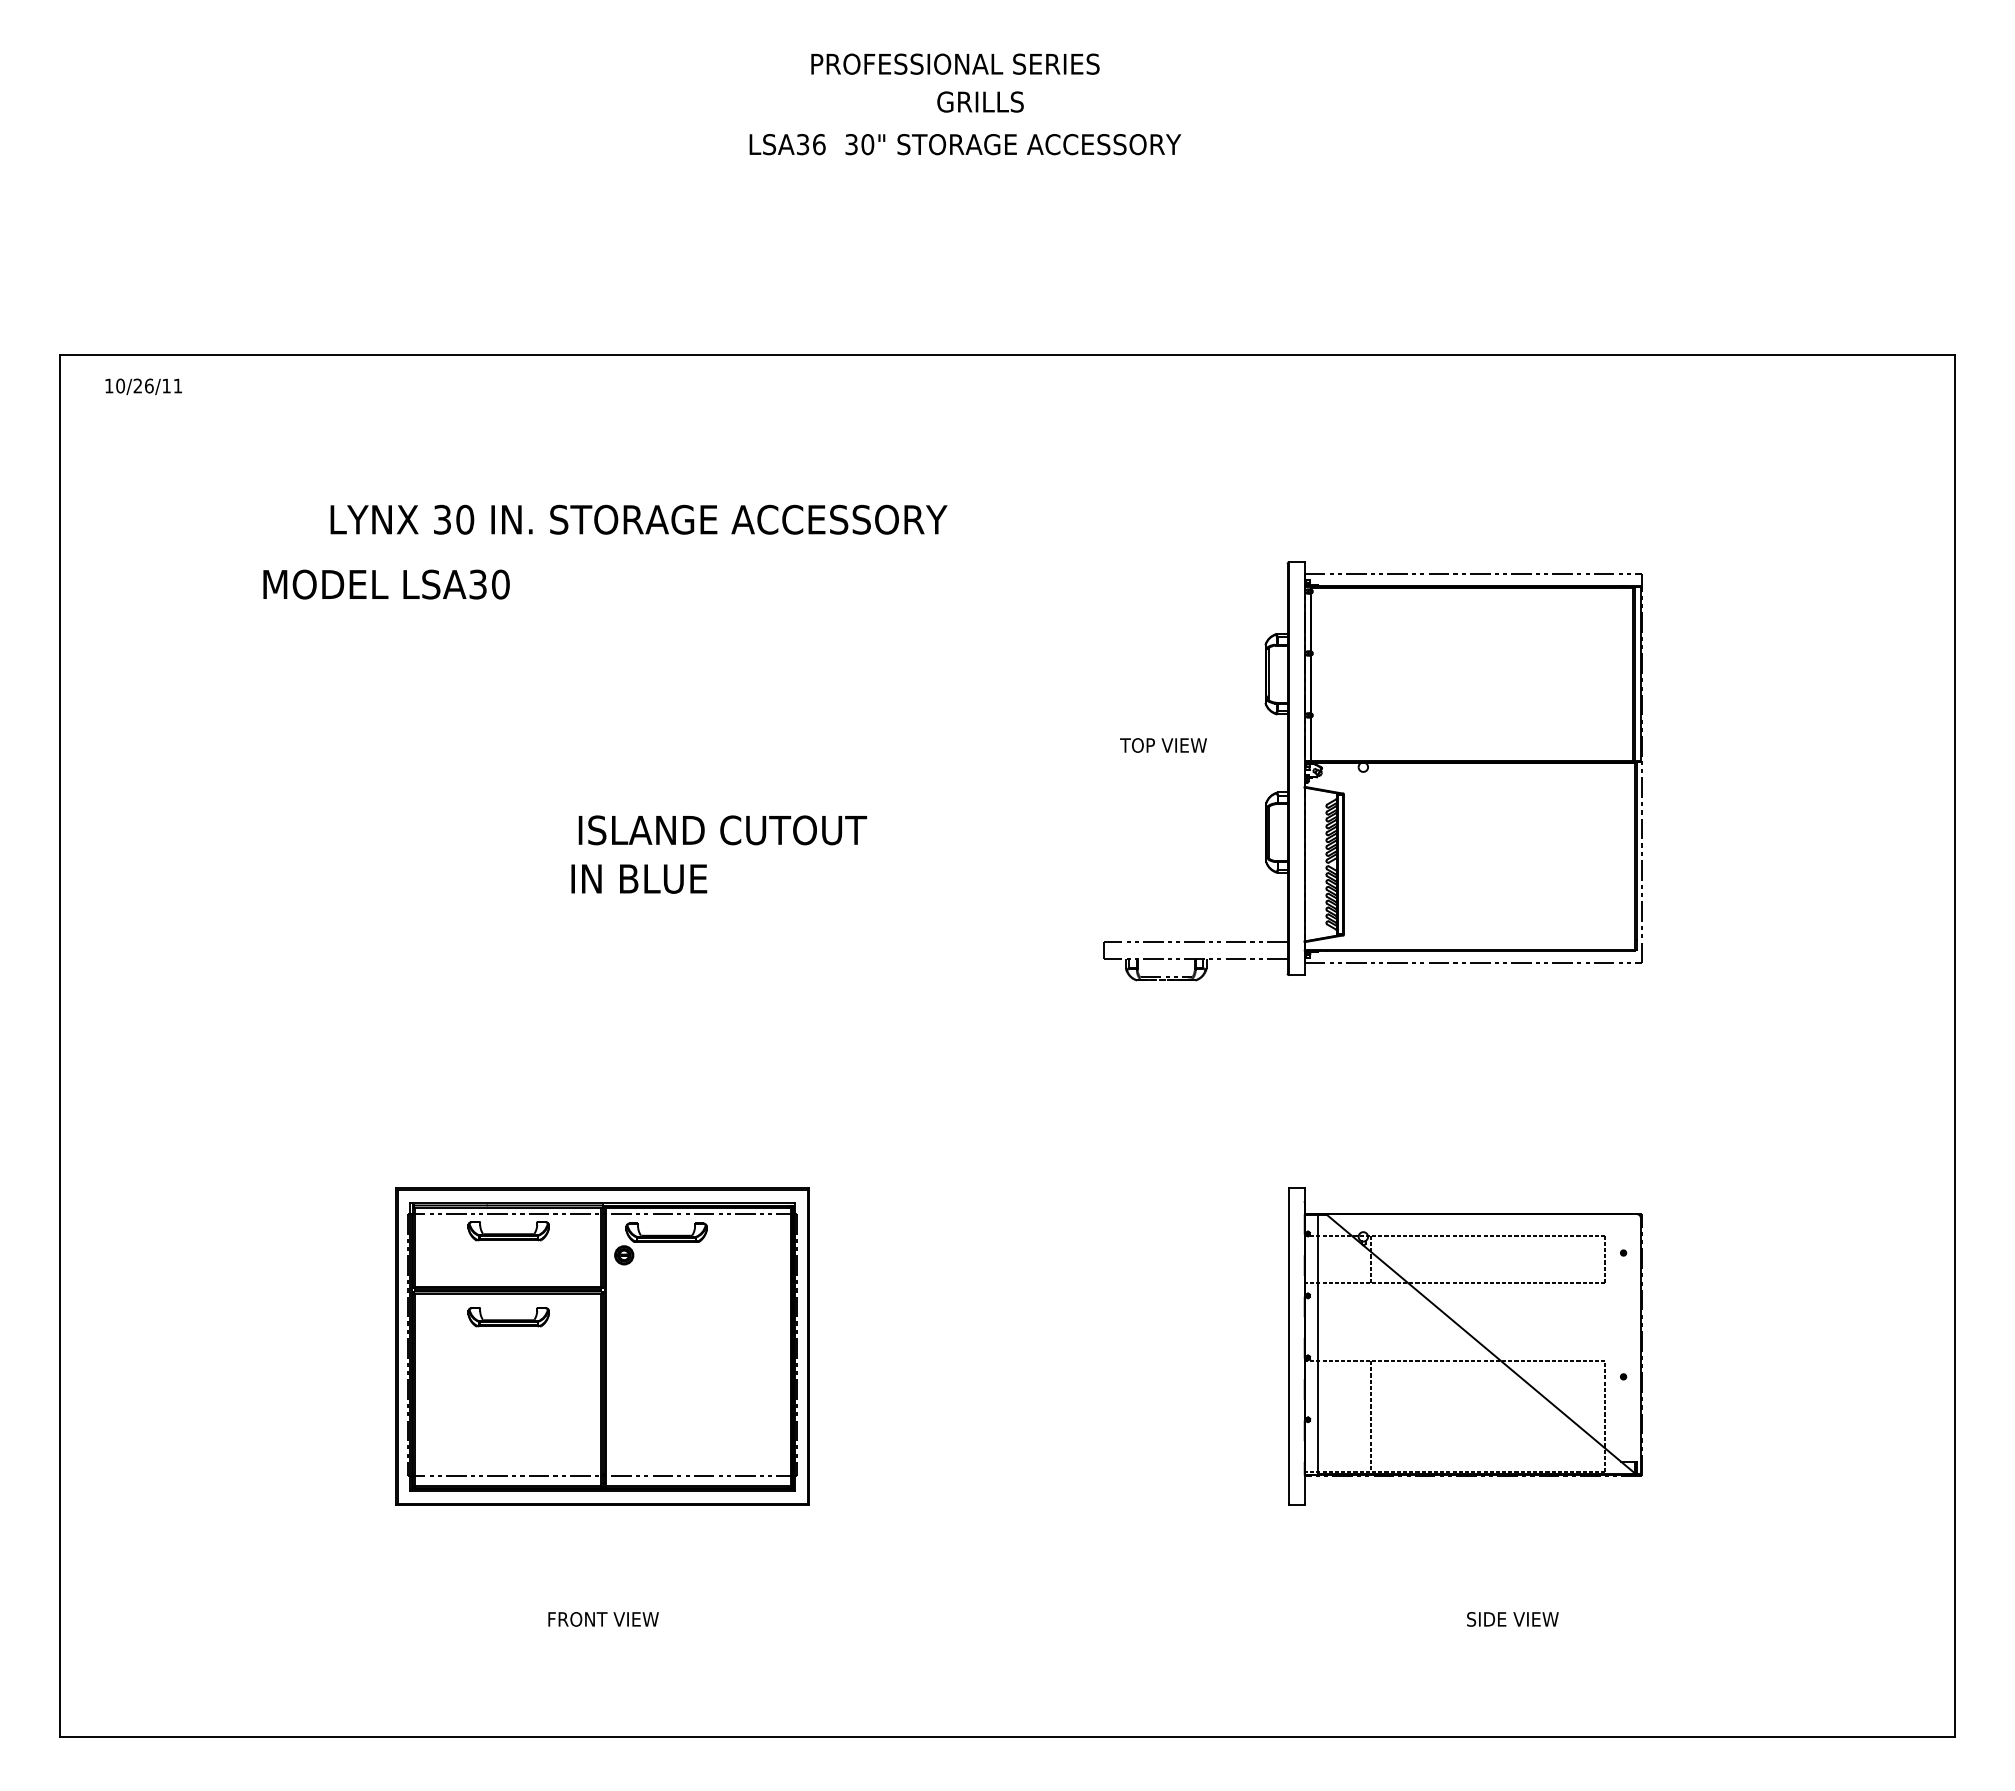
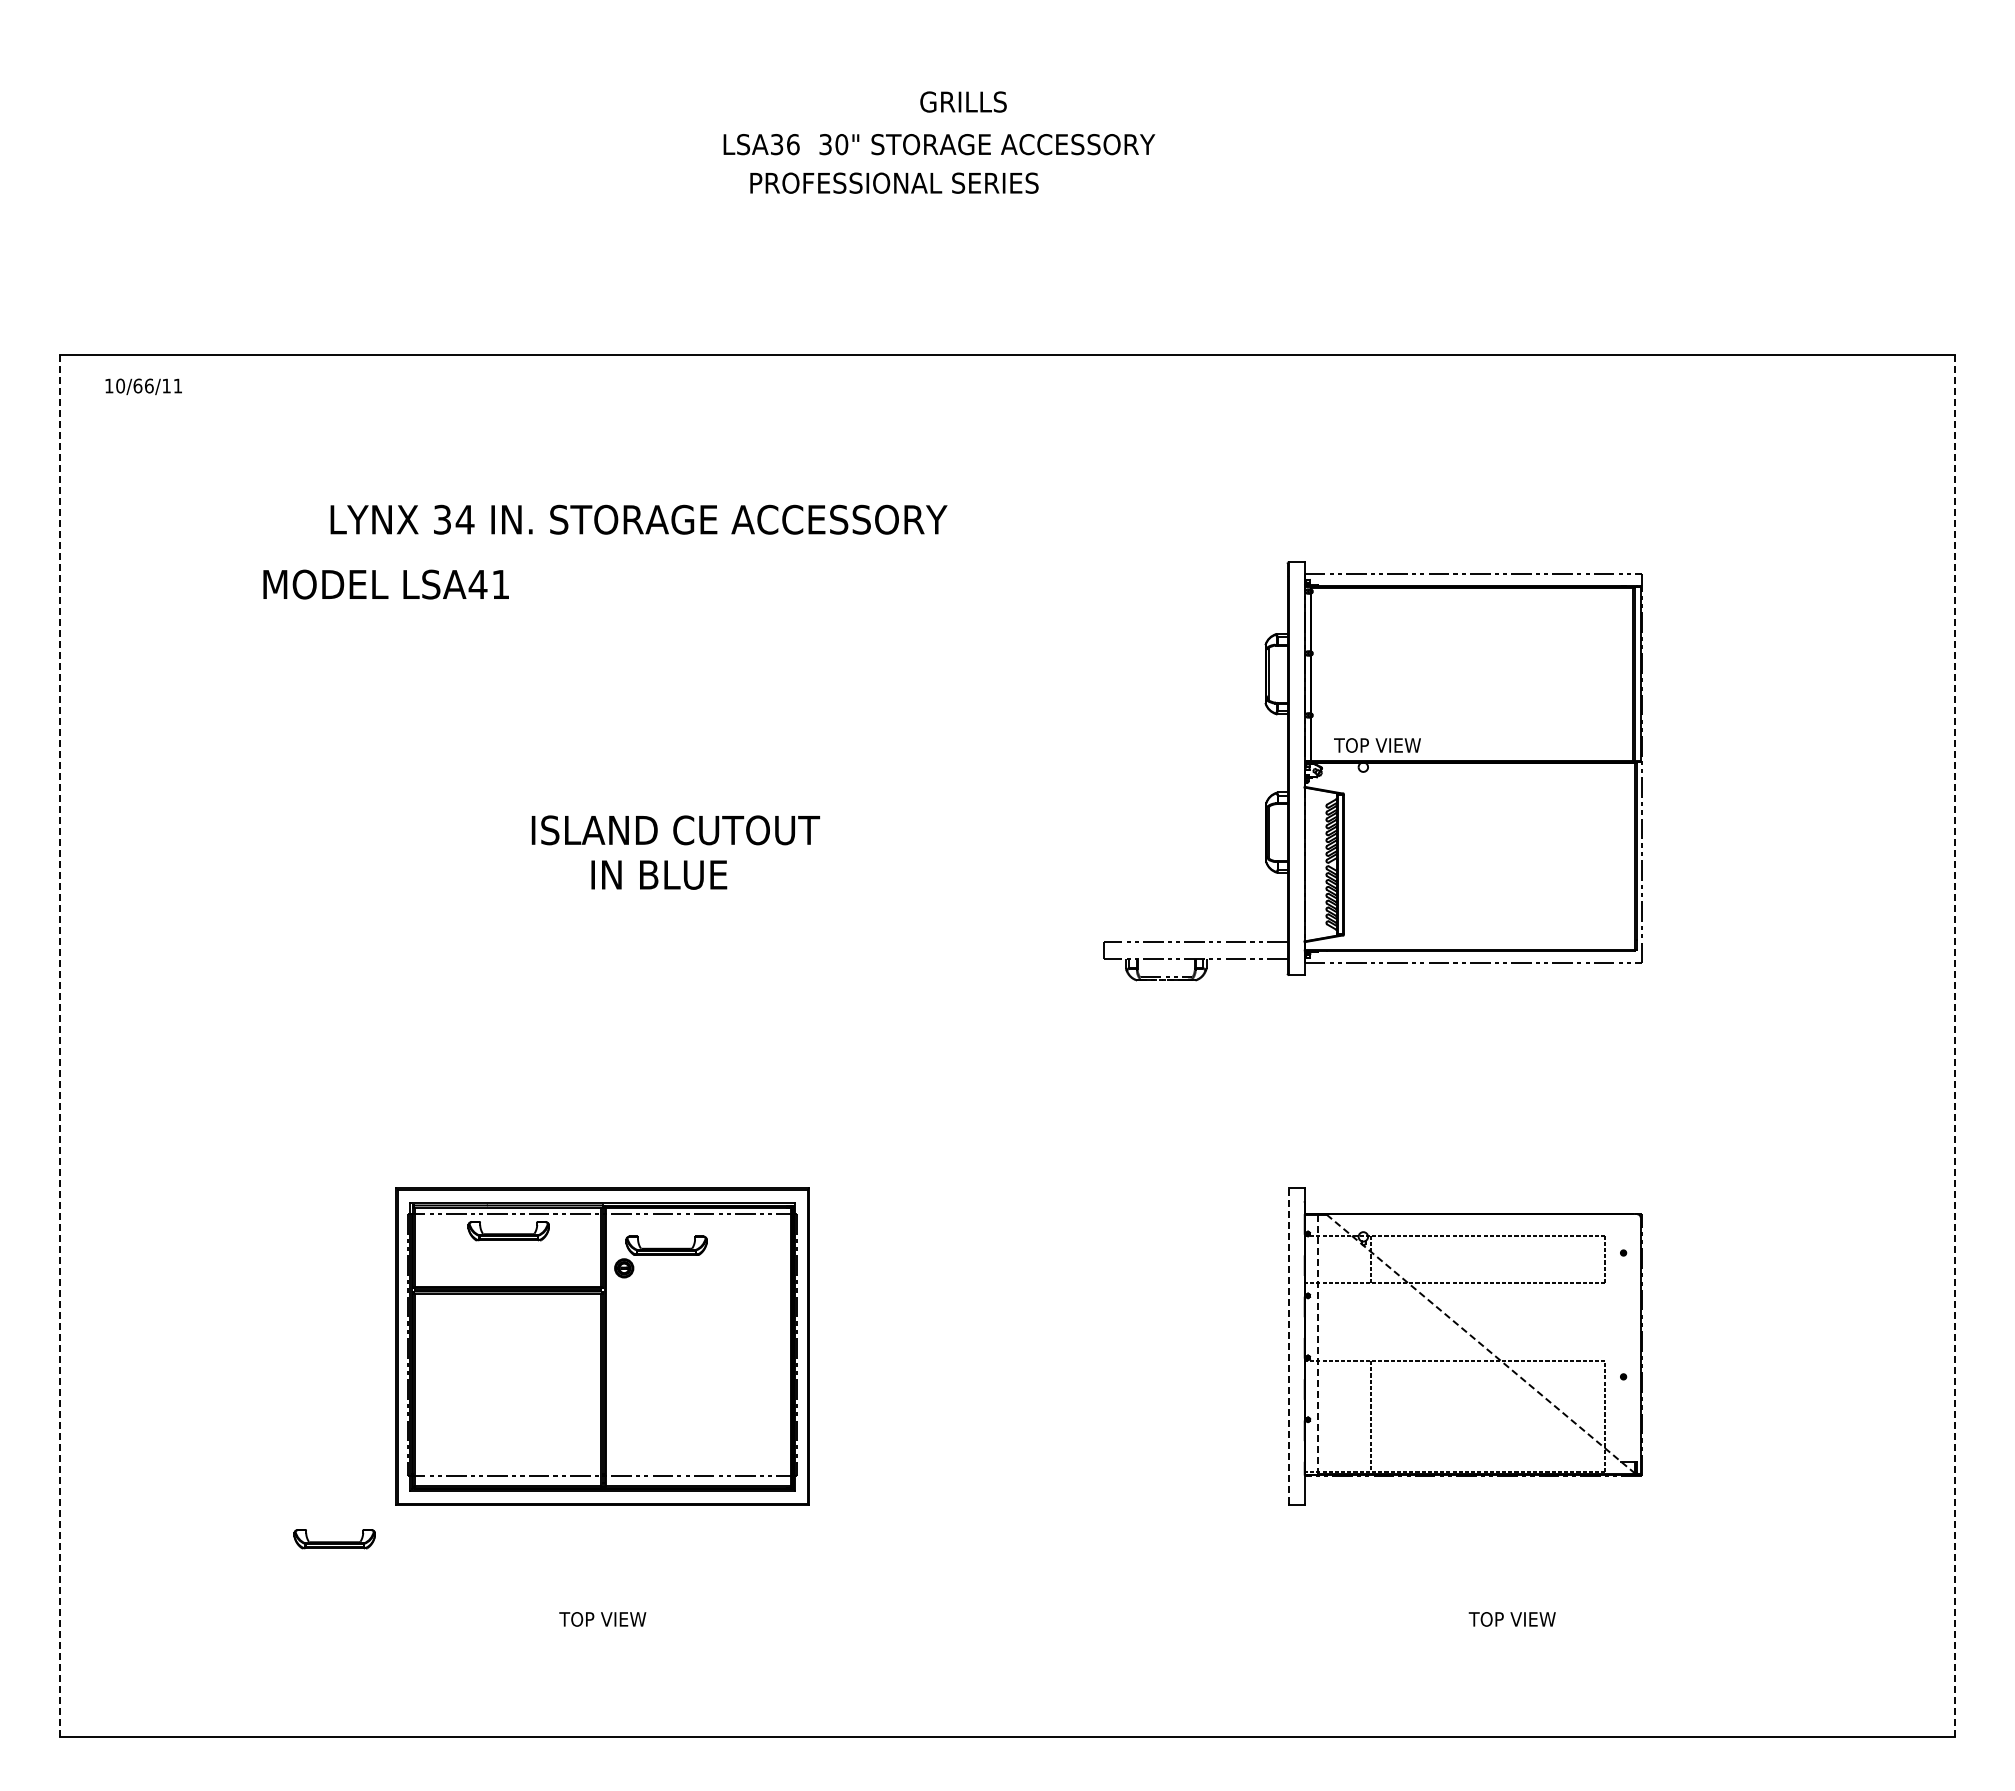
text position: (955, 63) -> (894, 182) (894, 182)
text position: (980, 101) -> (963, 101) (963, 101)
text position: (965, 144) -> (939, 144) (939, 144)
text: 10/26/11 -> 10/66/11 (137, 385)
text: 30 -> 34 (464, 519)
text: LSA30 -> LSA41 (488, 584)
text position: (1163, 745) -> (1377, 745) (1377, 745)
text position: (722, 830) -> (675, 830) (675, 830)
text position: (639, 878) -> (659, 874) (659, 874)
line: solid -> dashed (1954, 1045)
line: solid -> dashed (60, 1046)
part position: (660, 1243) -> (660, 1256) (660, 1256)
part position: (508, 1317) -> (334, 1539) (334, 1539)
line: solid -> dashed (1481, 1344)
line: solid -> dashed (1317, 1345)
line: solid -> dashed (1288, 1346)
text: FRONT VIEW -> TOP VIEW (603, 1619)
text: SIDE VIEW -> TOP VIEW (1512, 1619)
